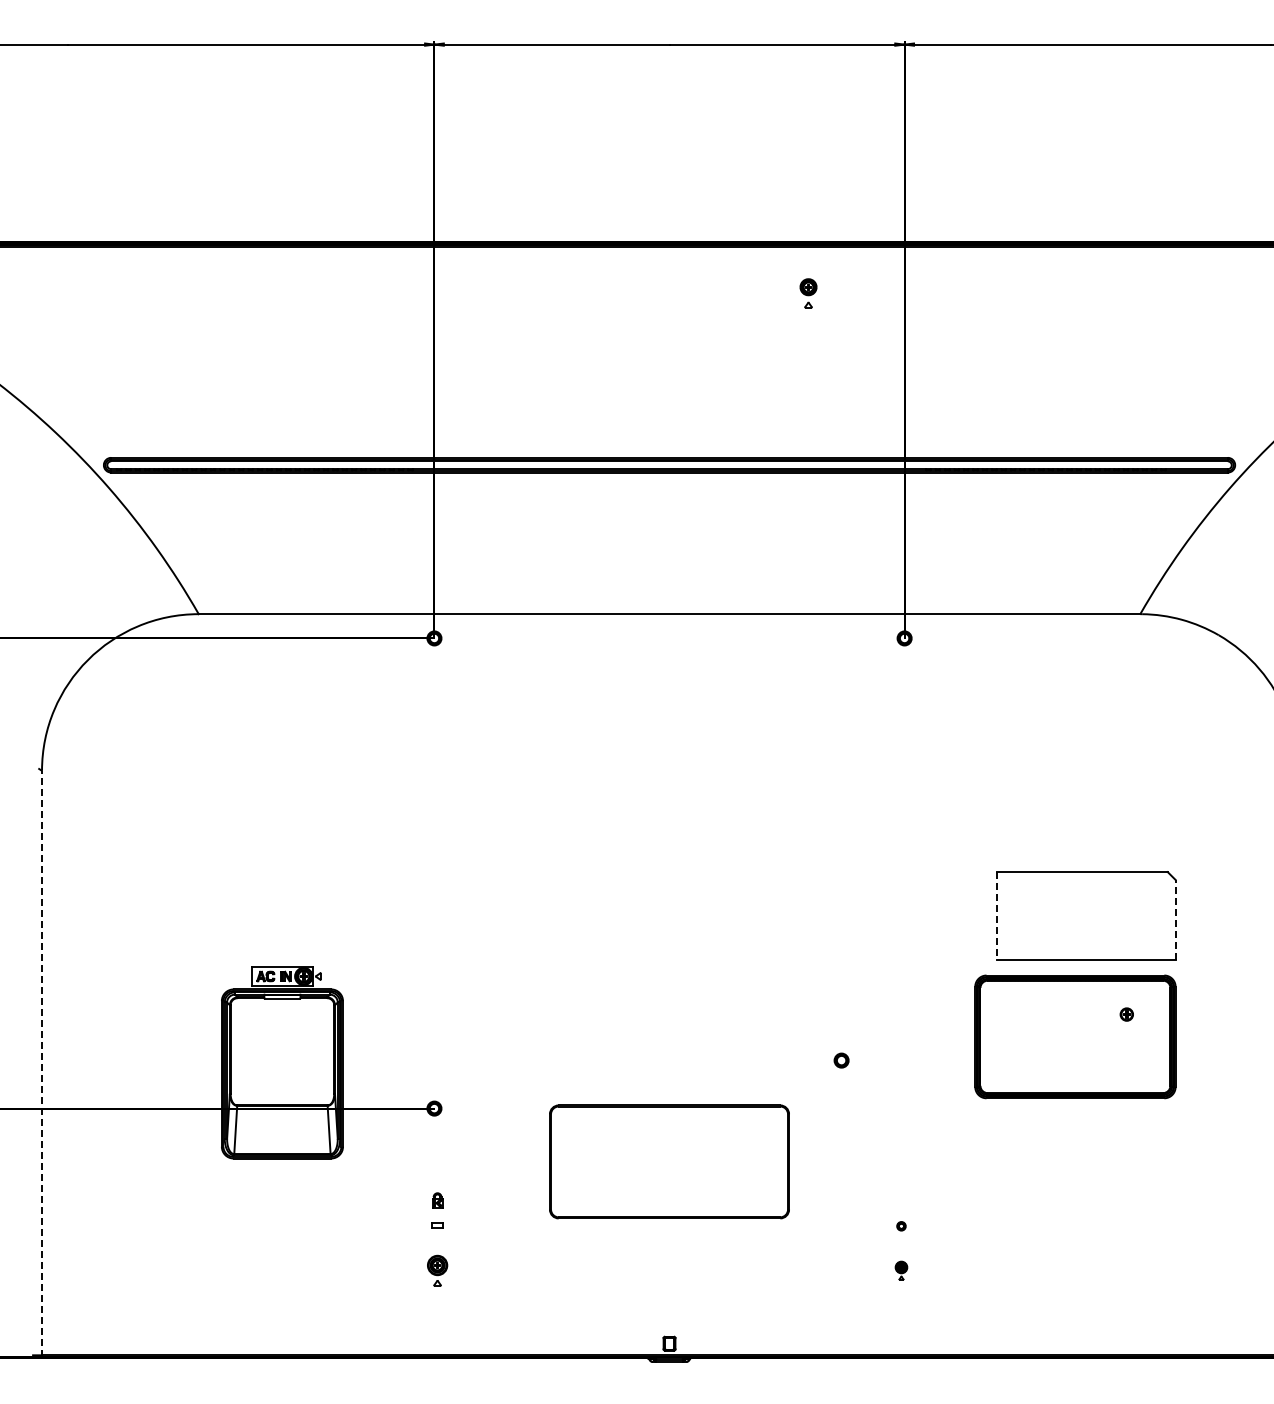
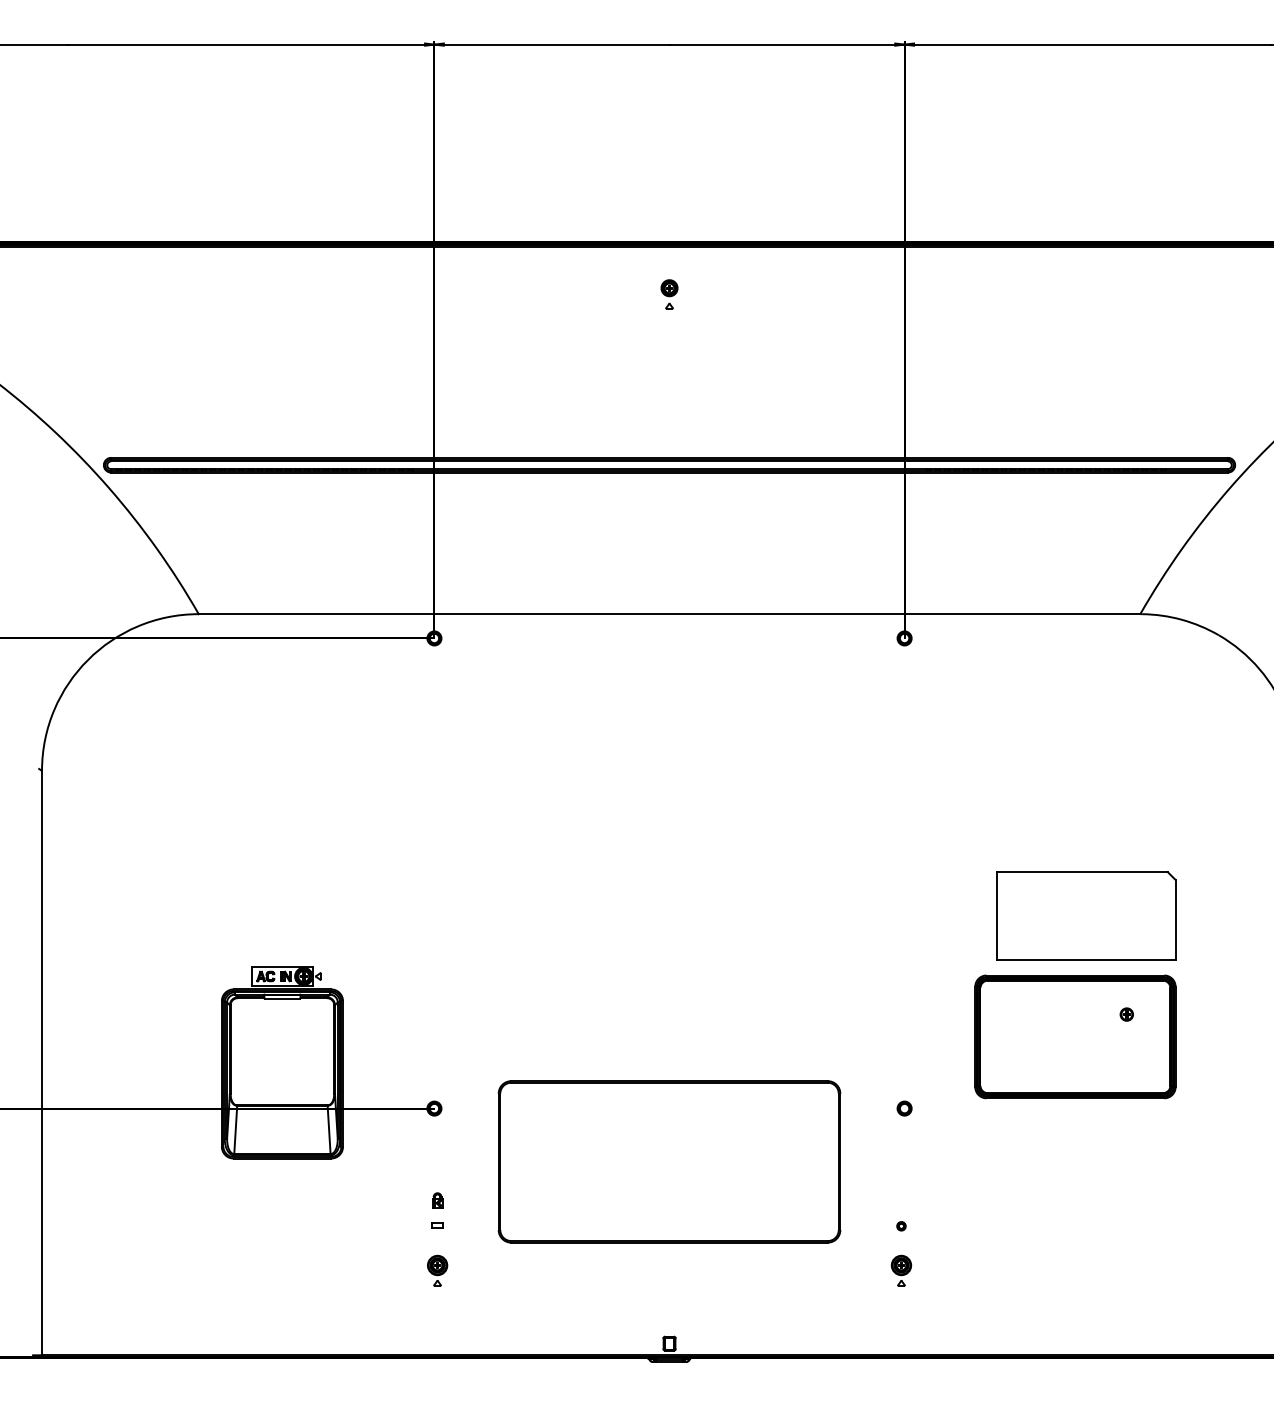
part position: (808, 293) -> (669, 294) (669, 294)
line: dashed -> solid (996, 915)
line: dashed -> solid (1175, 919)
part position: (841, 1060) -> (904, 1108) (904, 1108)
line: dashed -> solid (42, 1063)
part size: 241x116 px -> 345x164 px (669, 1161)
part size: 15x21 px -> 23x33 px (901, 1270)
